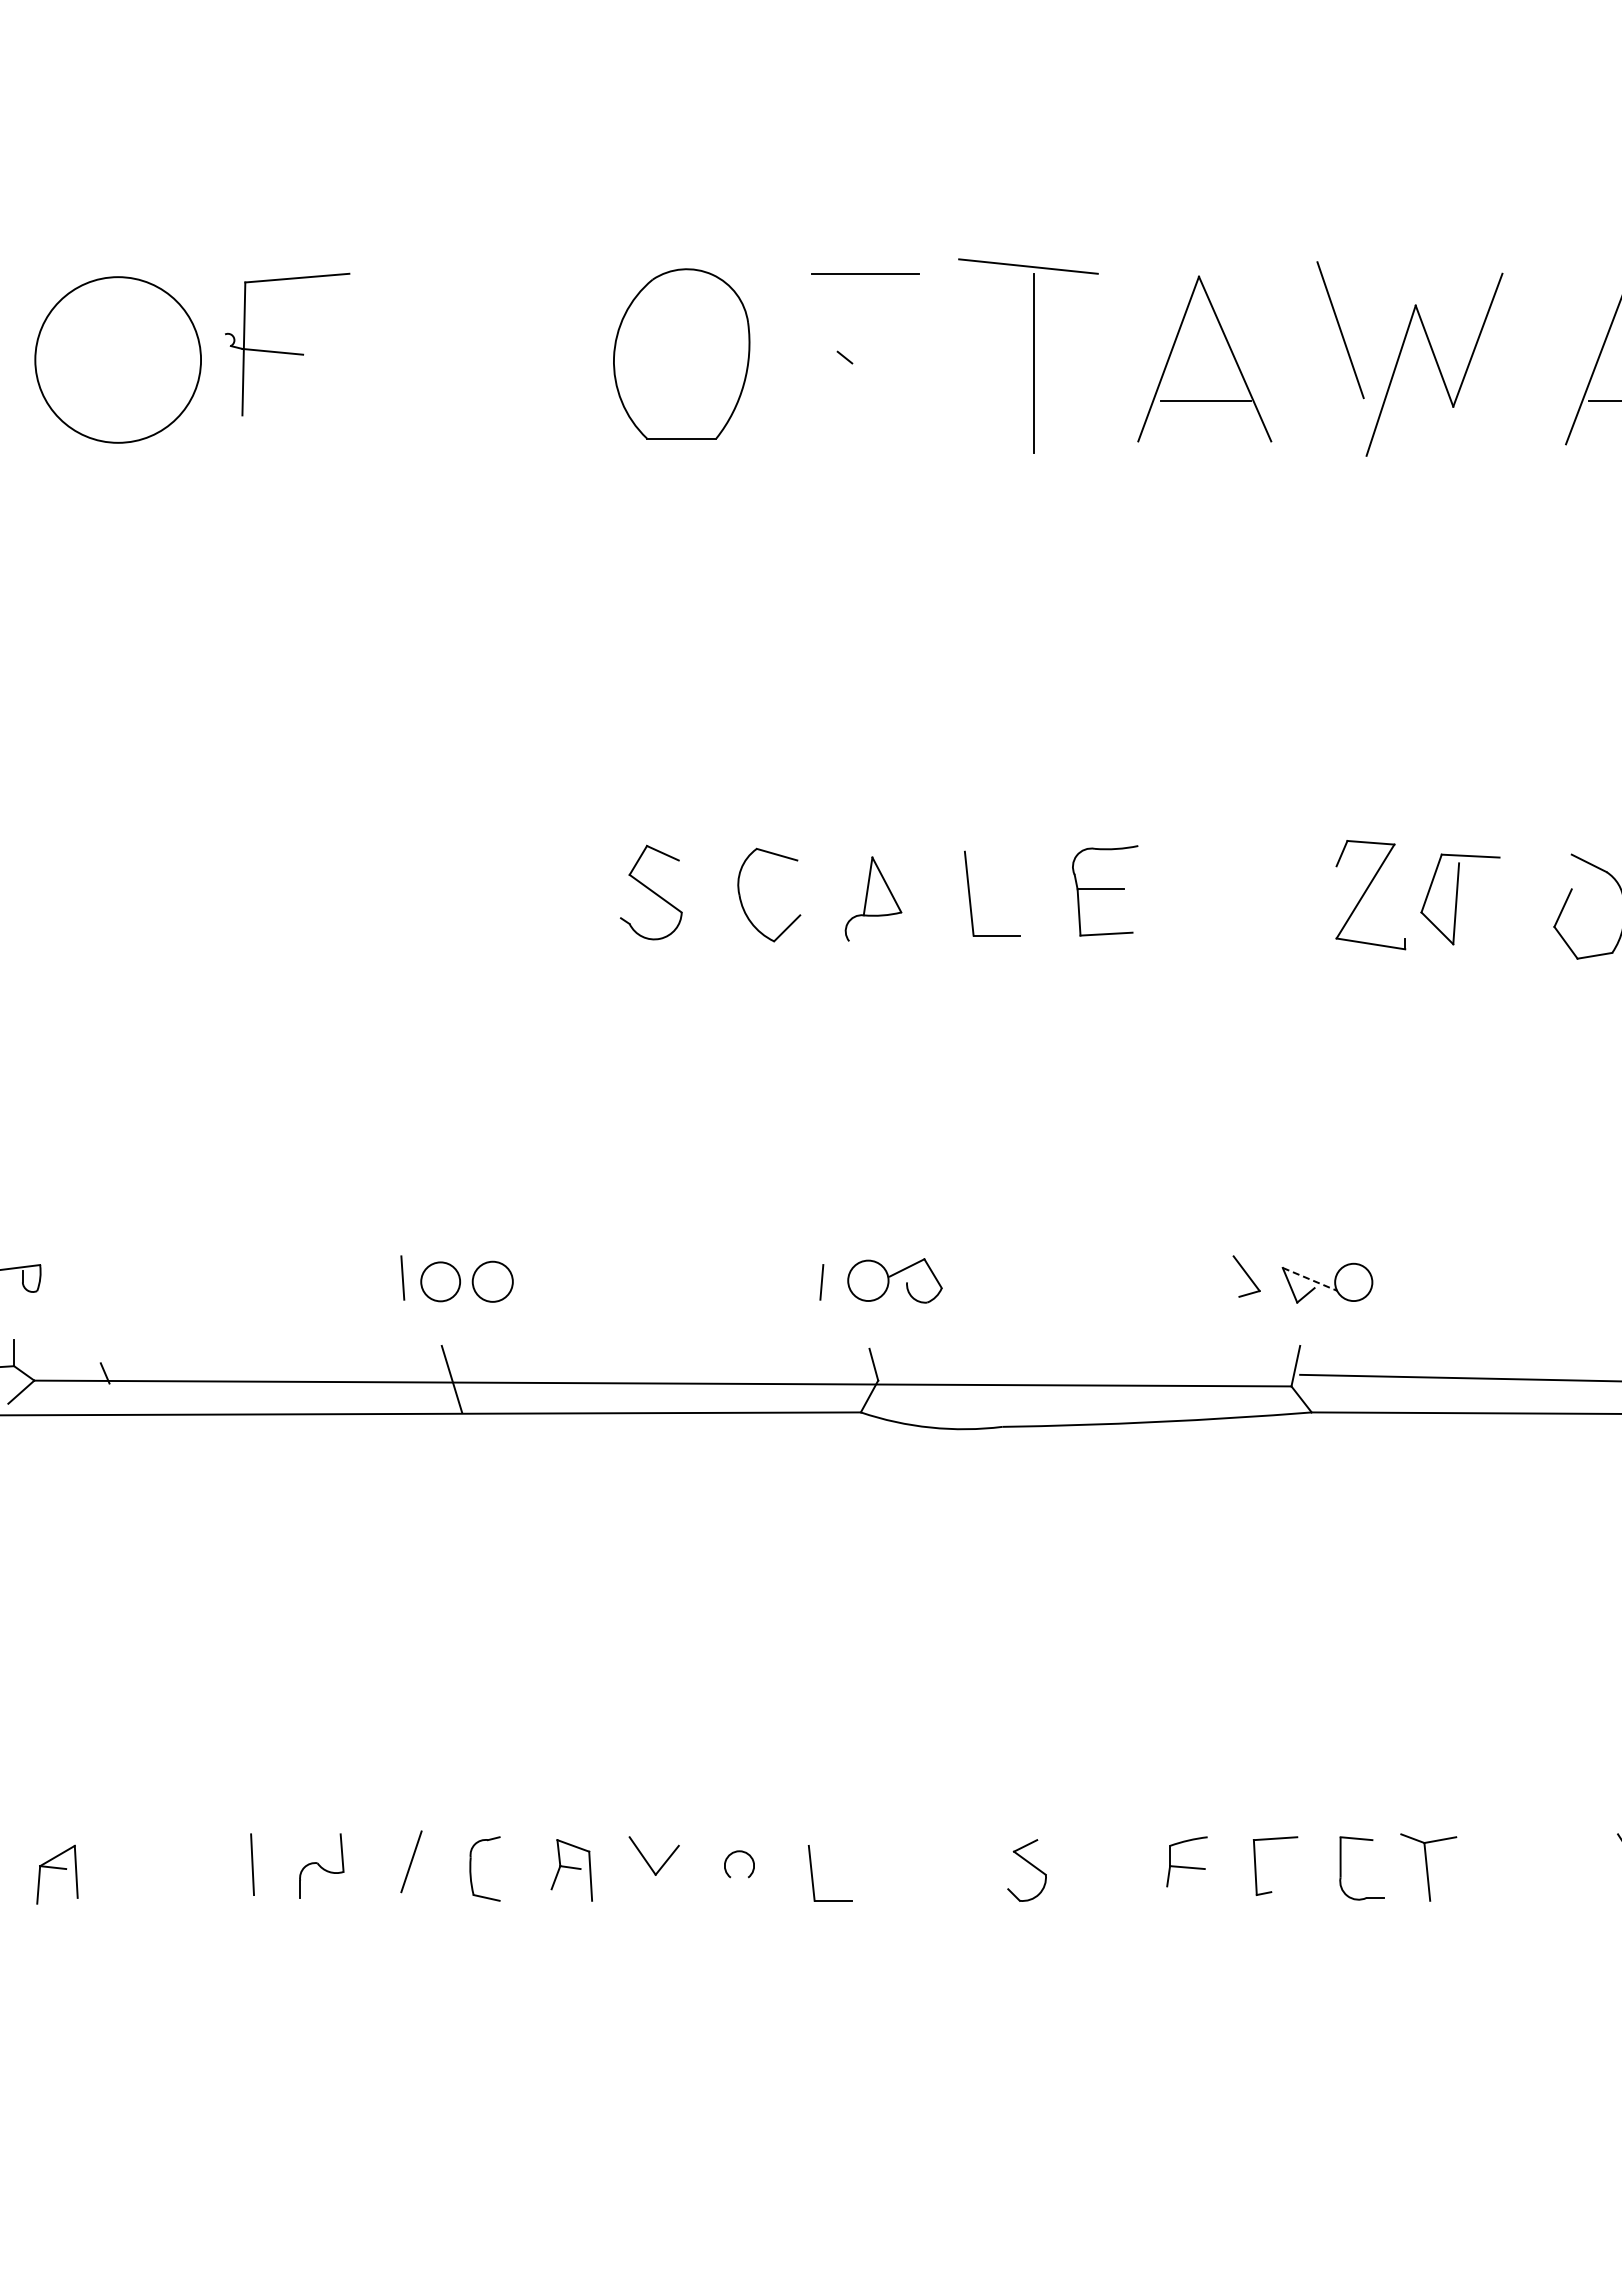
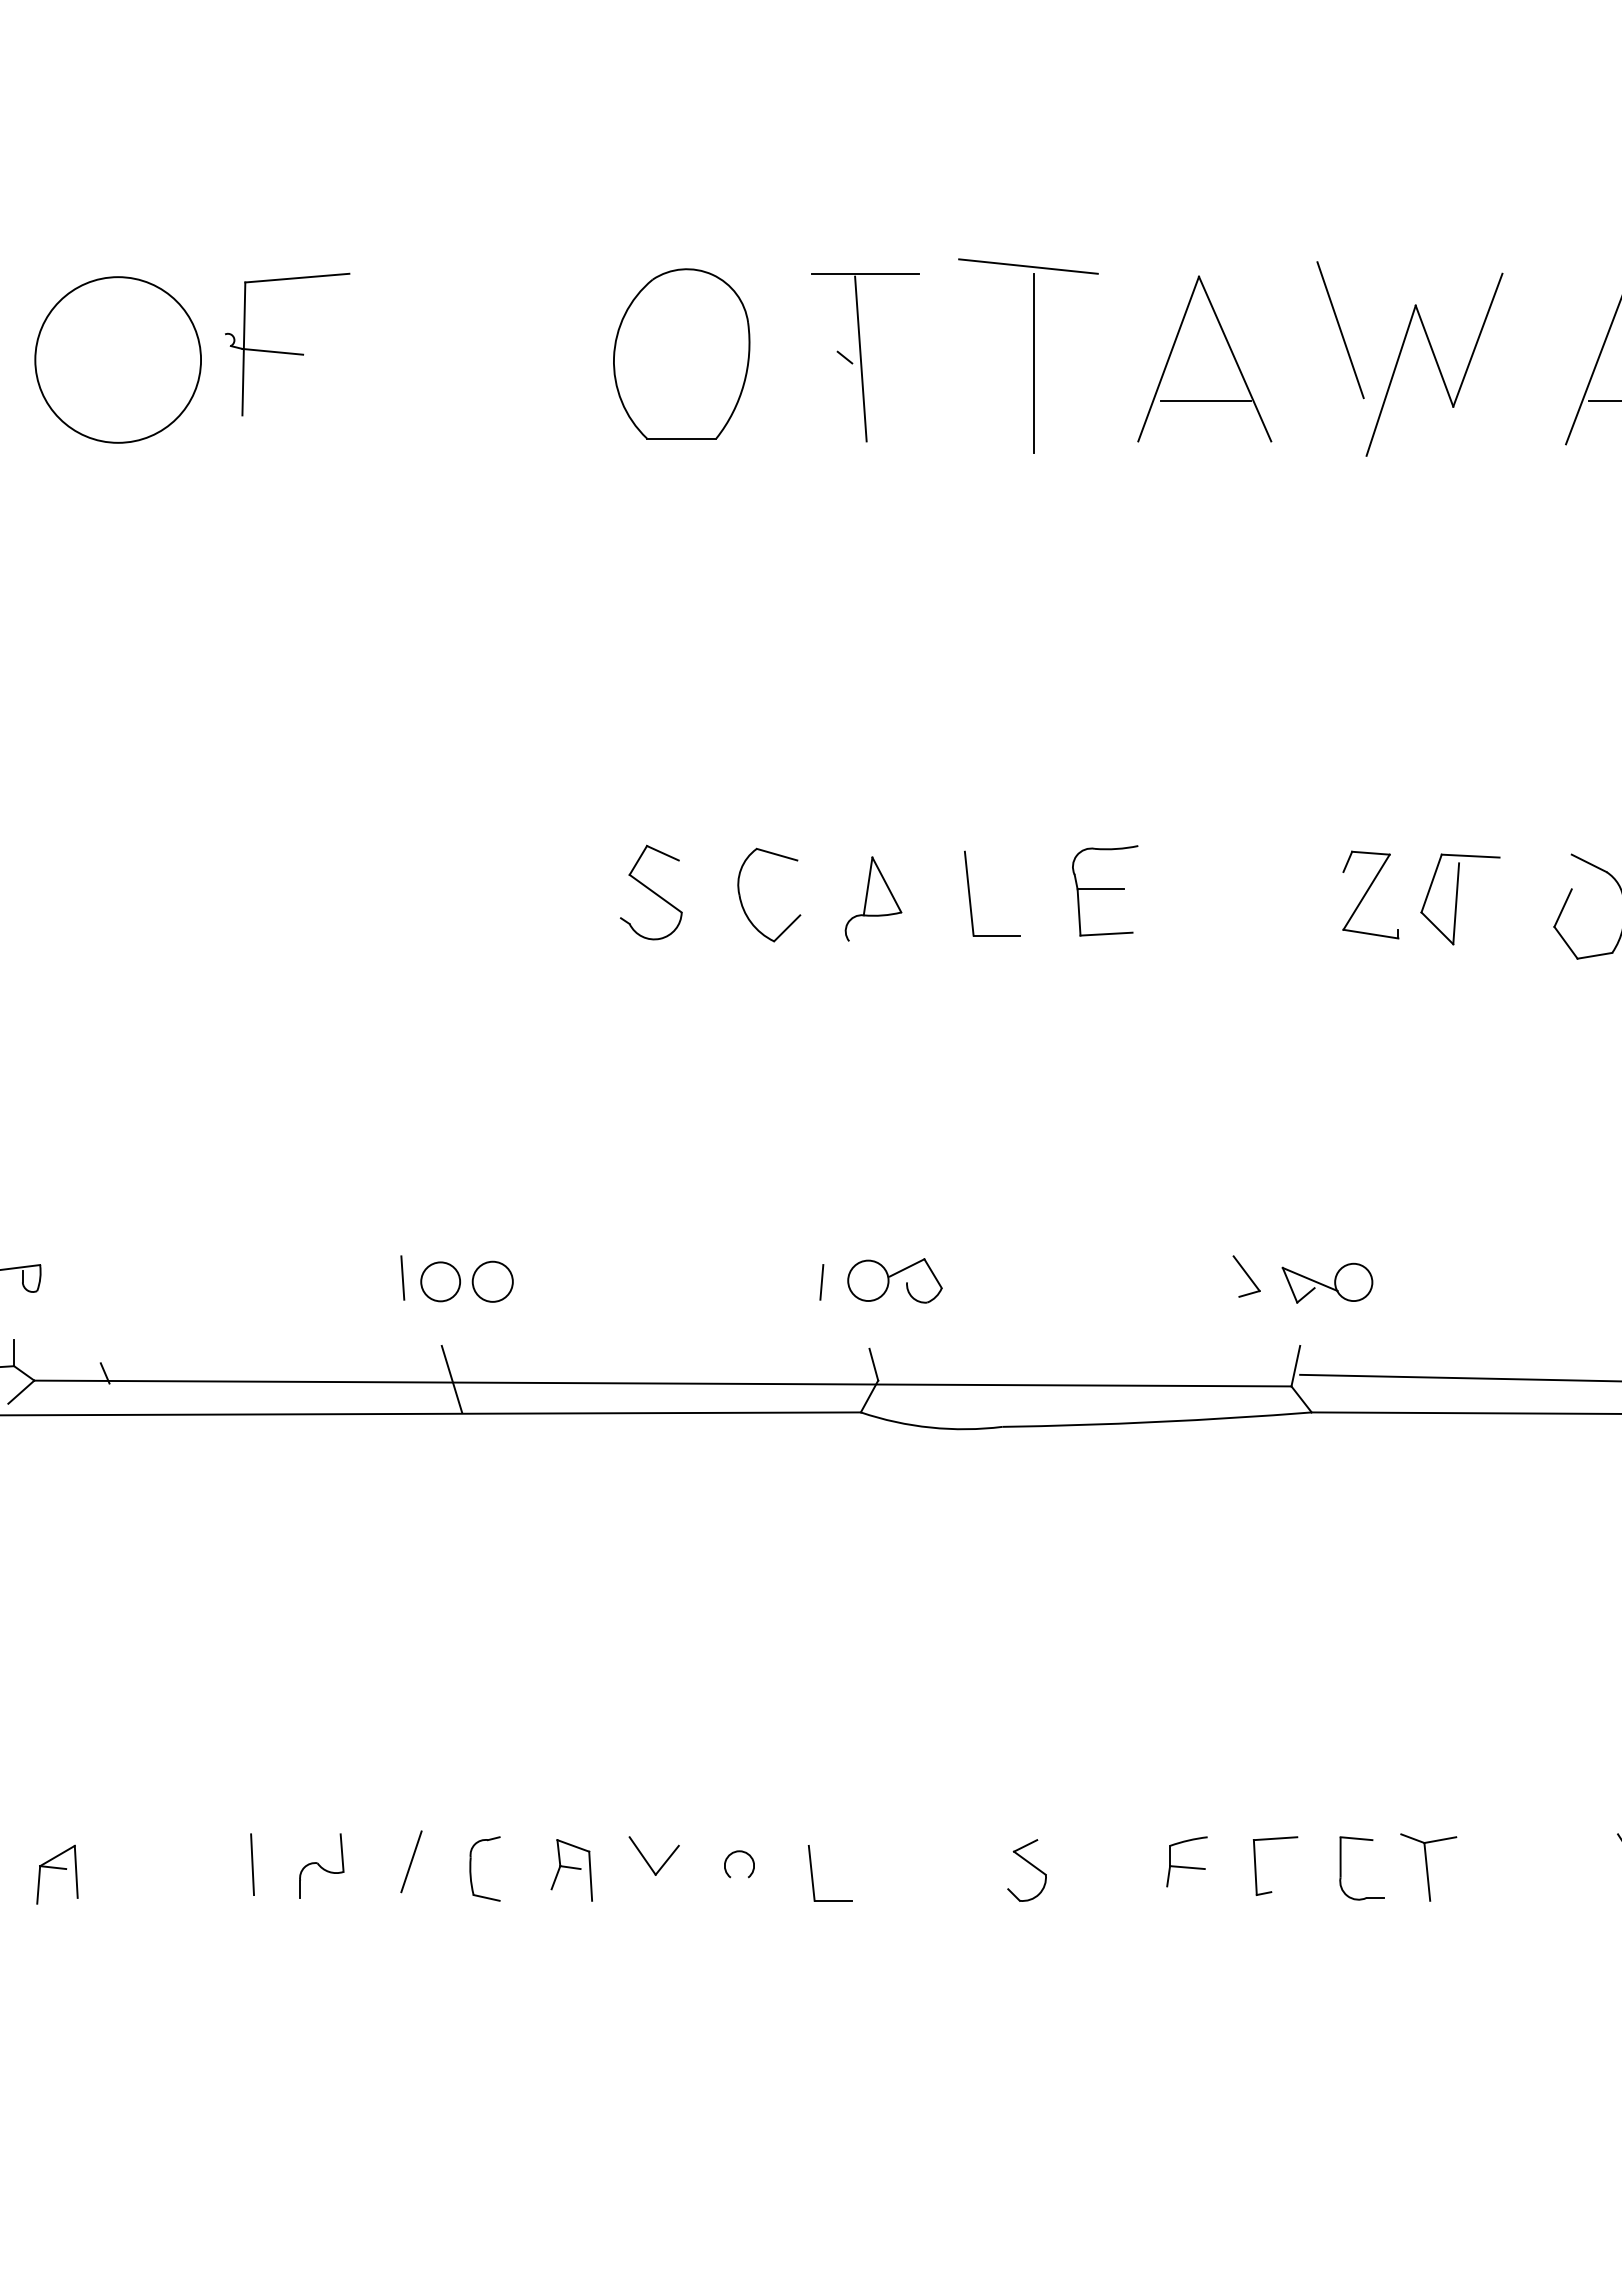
line: none -> present (860, 358)
part size: 72x111 px -> 58x90 px (1370, 894)
line: dashed -> solid (1310, 1279)
